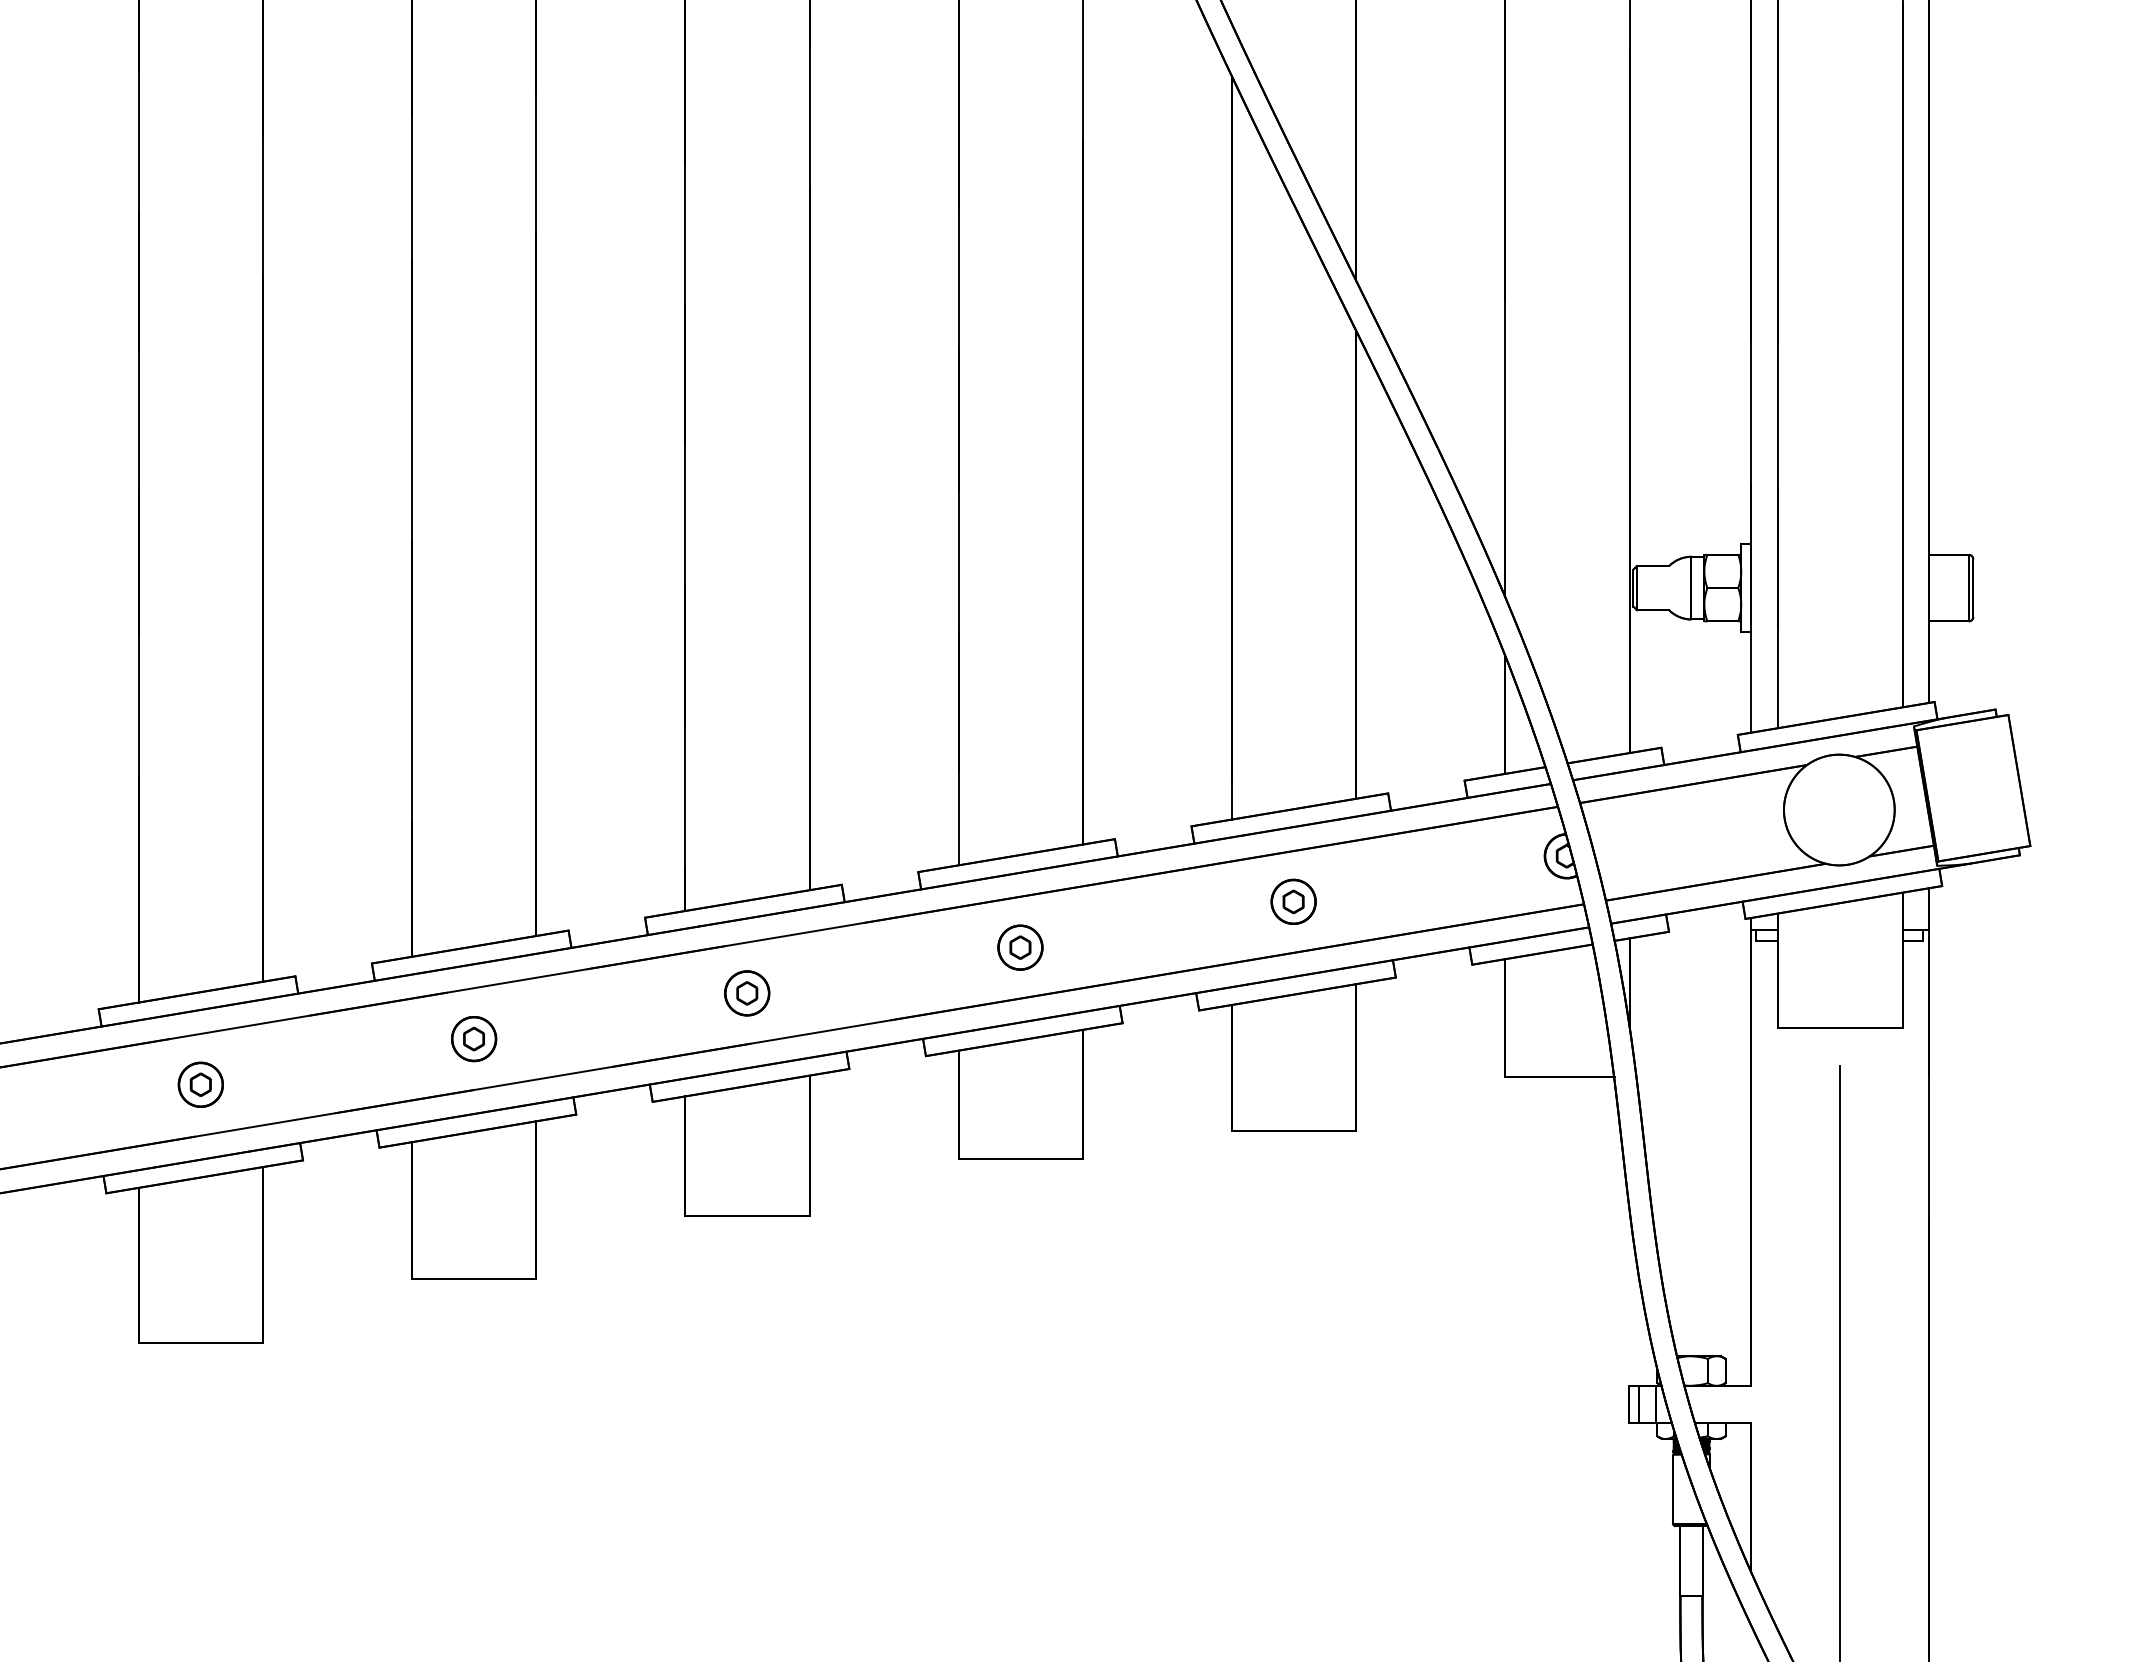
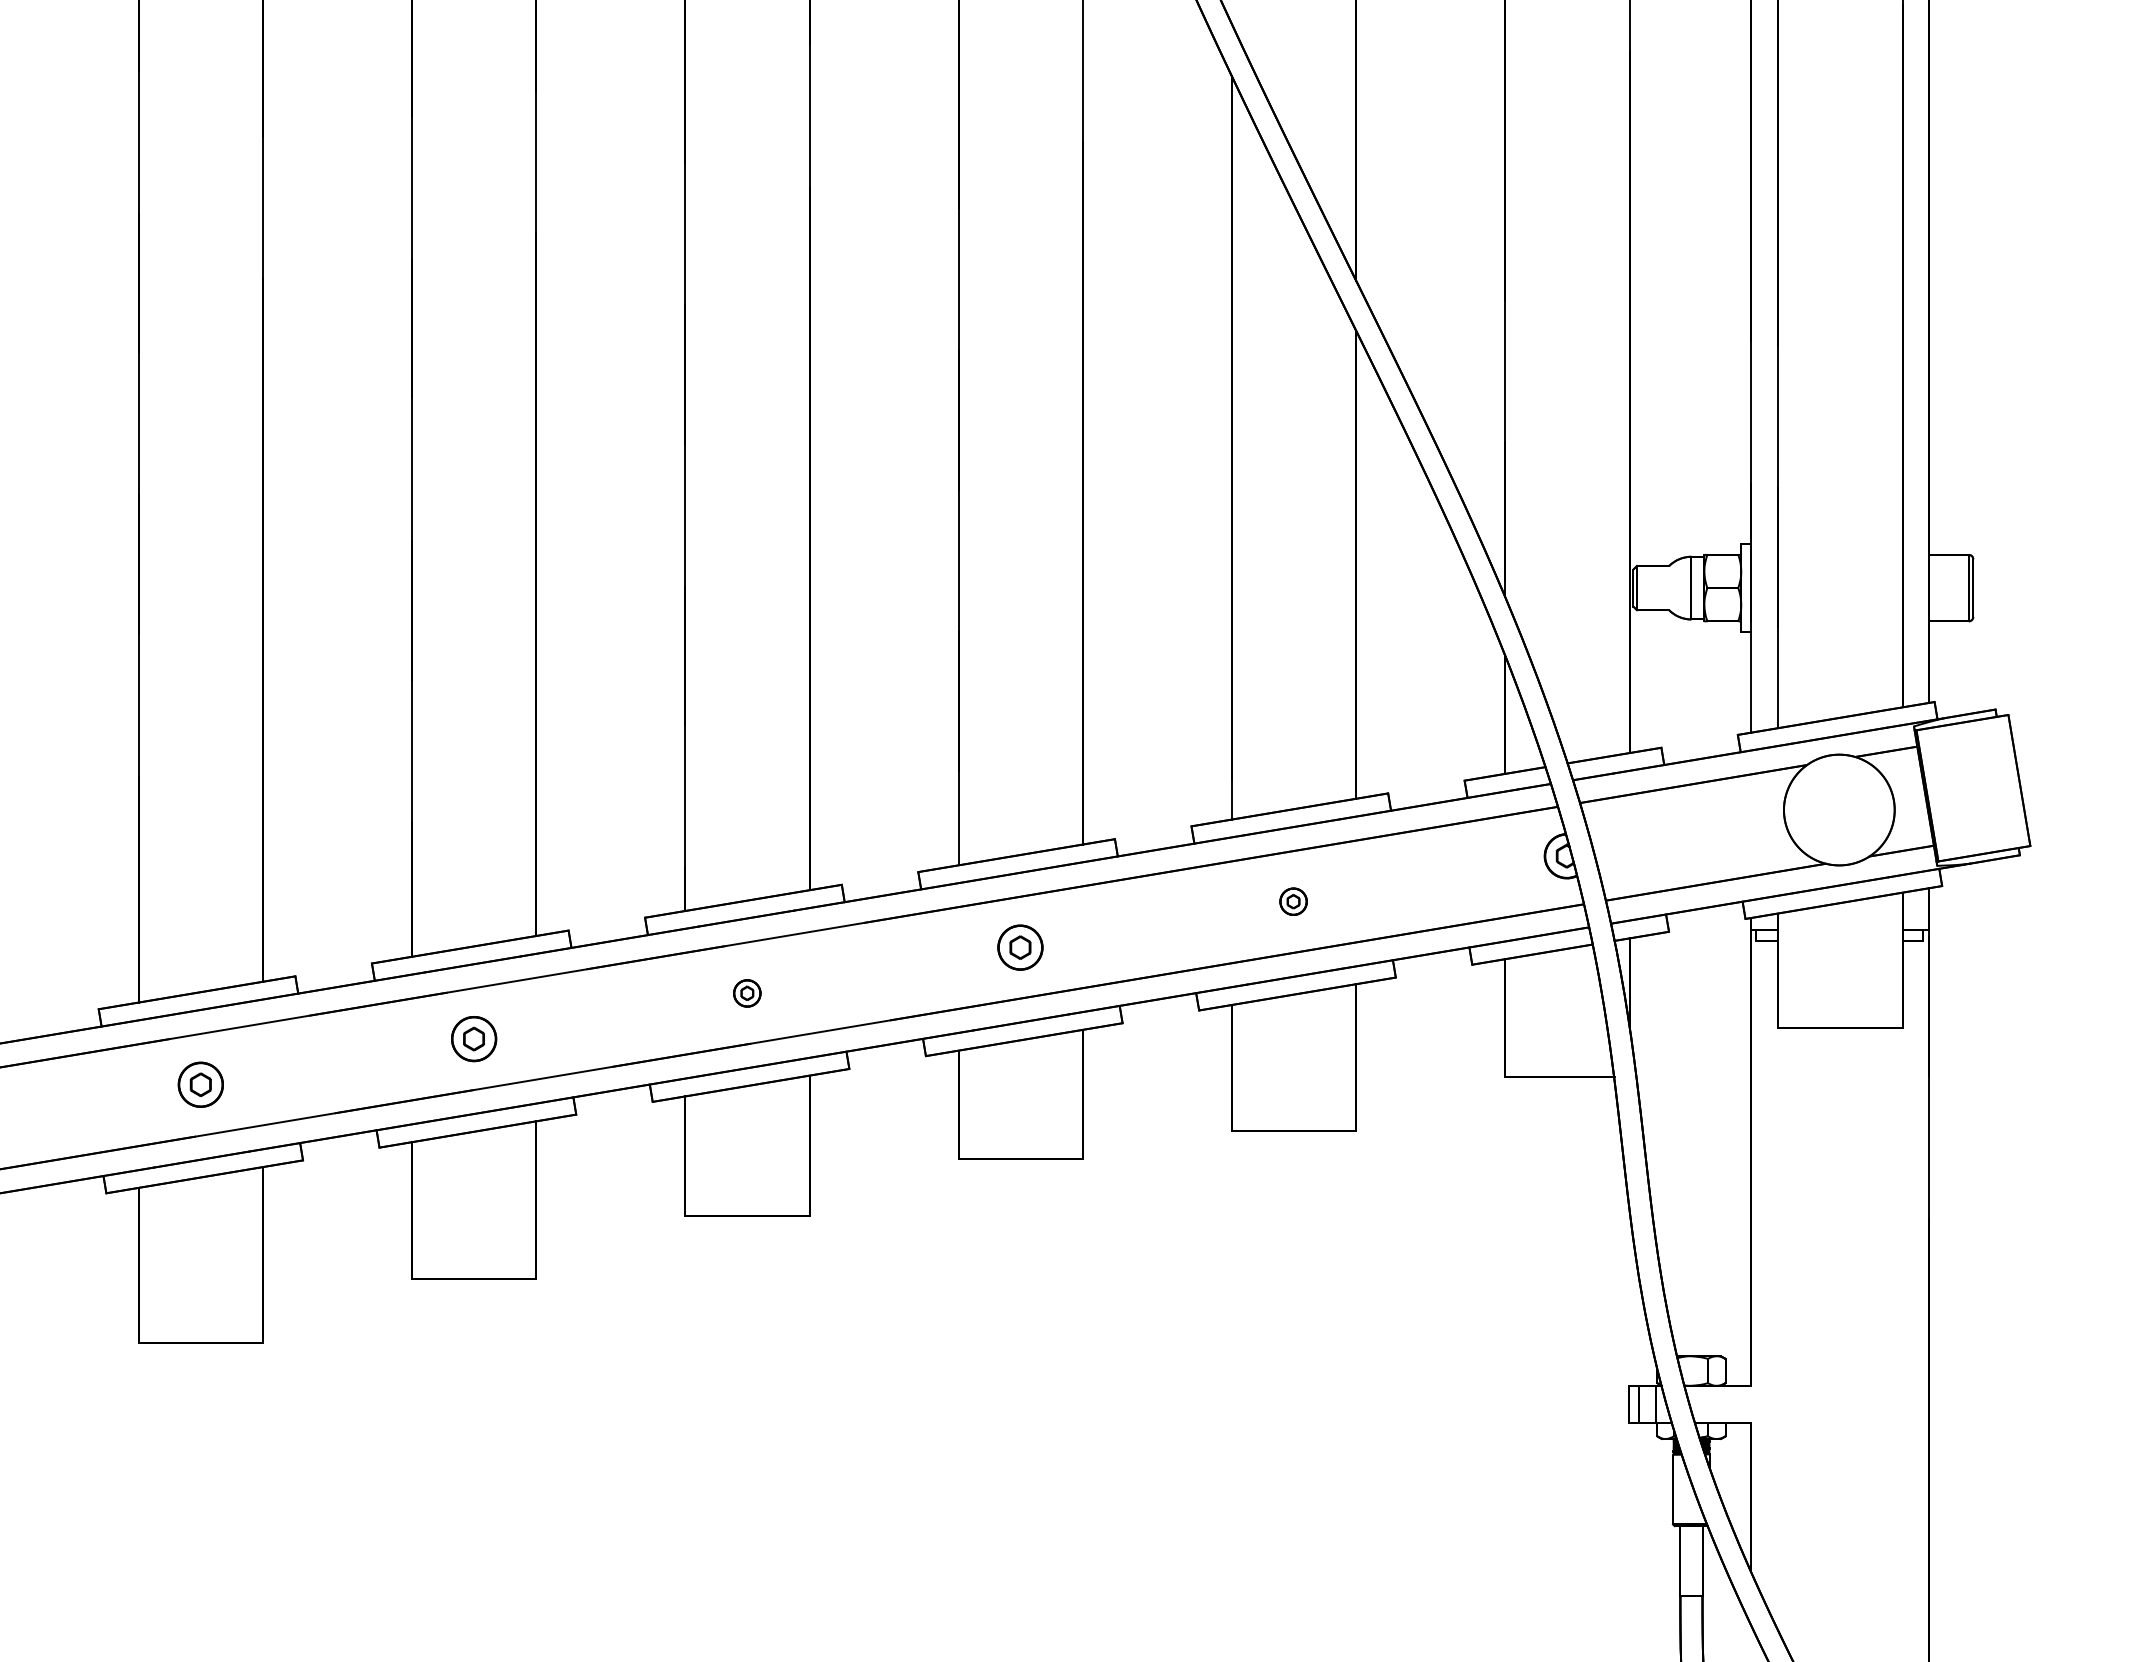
part size: 47x47 px -> 29x29 px (1293, 901)
part size: 47x47 px -> 29x29 px (747, 993)
line: present -> none (1839, 1361)
